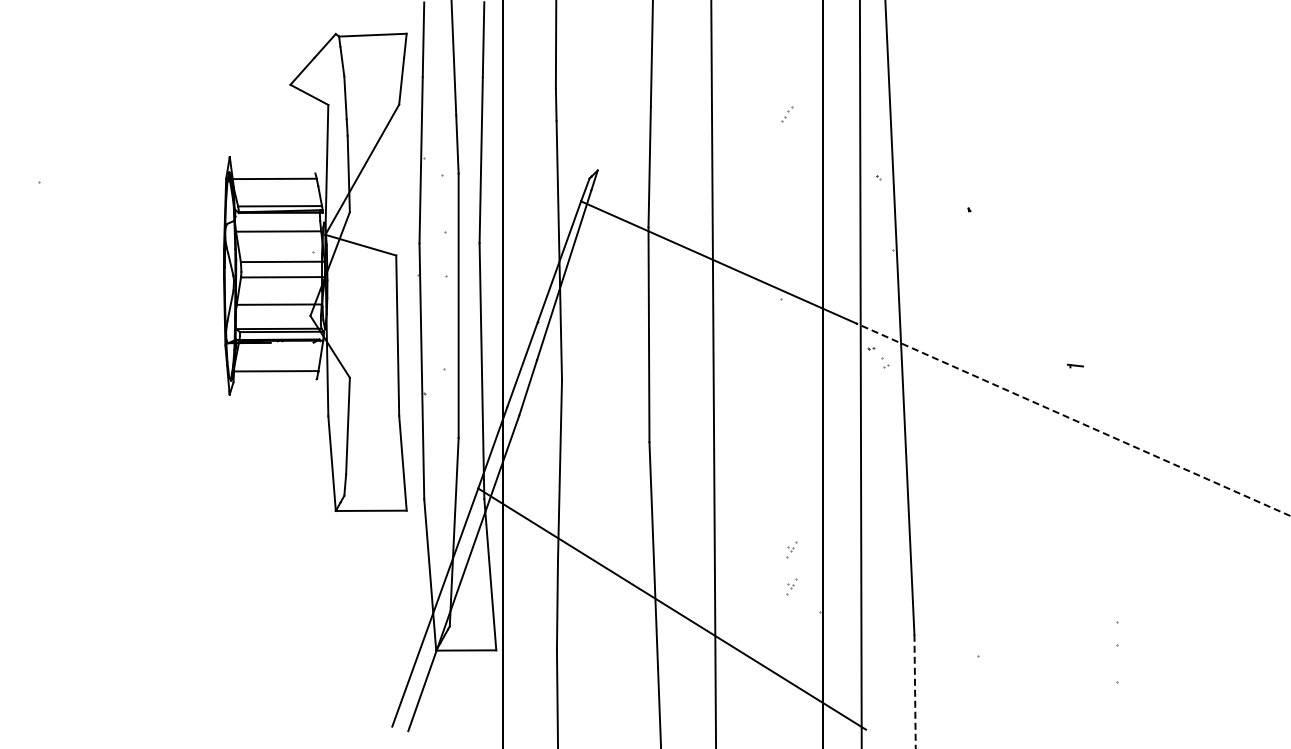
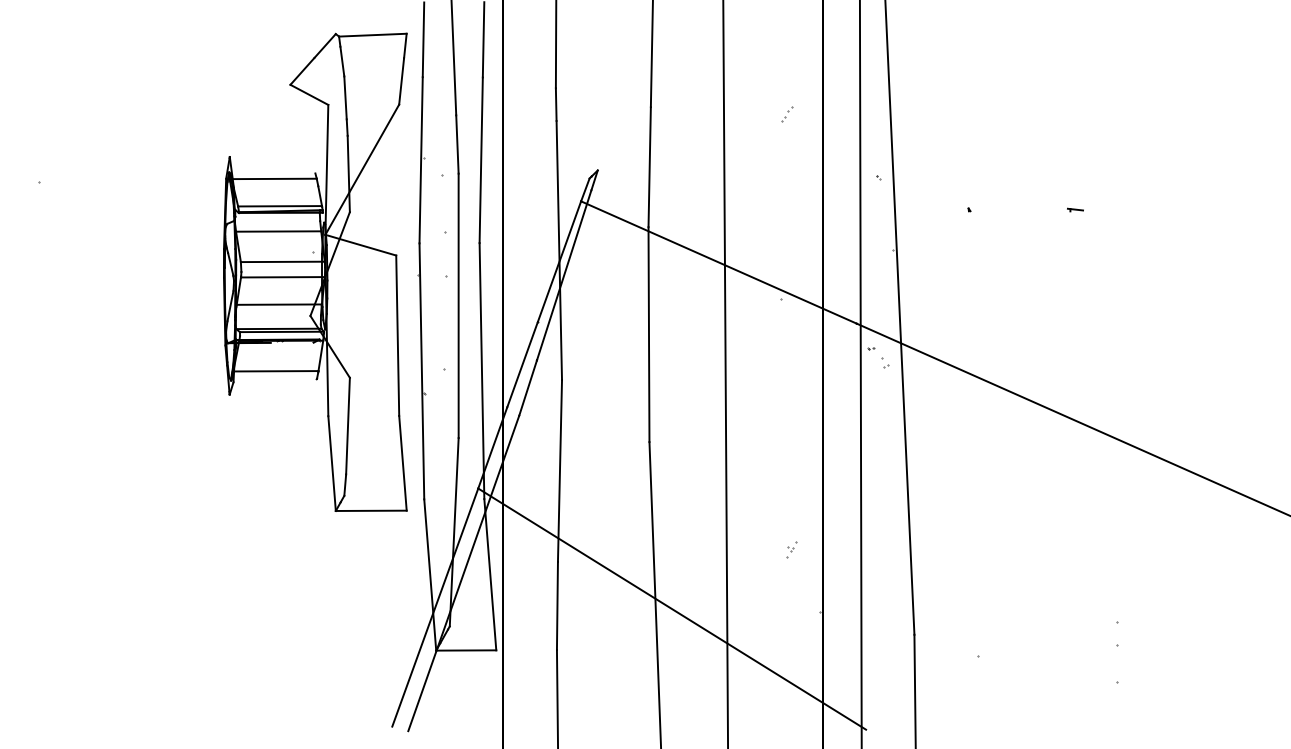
part position: (1075, 365) -> (1075, 209) (1075, 209)
line position: (713, 373) -> (725, 373) (725, 373)
line: dashed -> solid (1073, 419)
part: present -> none (791, 586)
line: dashed -> solid (915, 691)
